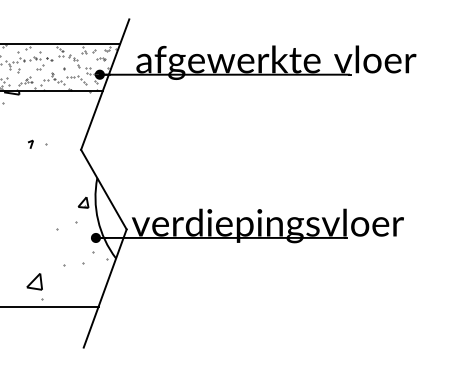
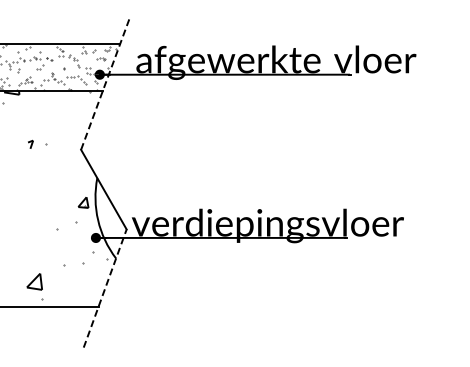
line: solid -> dashed (105, 84)
line: solid -> dashed (105, 288)
